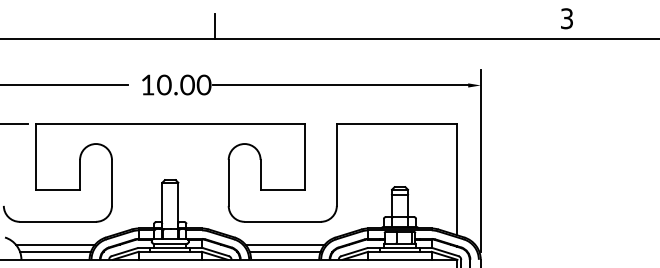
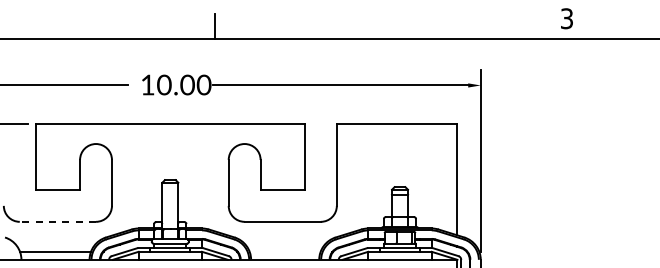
line: solid -> dashed (57, 221)
line: present -> none (55, 244)
line: present -> none (284, 244)
line: present -> none (284, 251)
